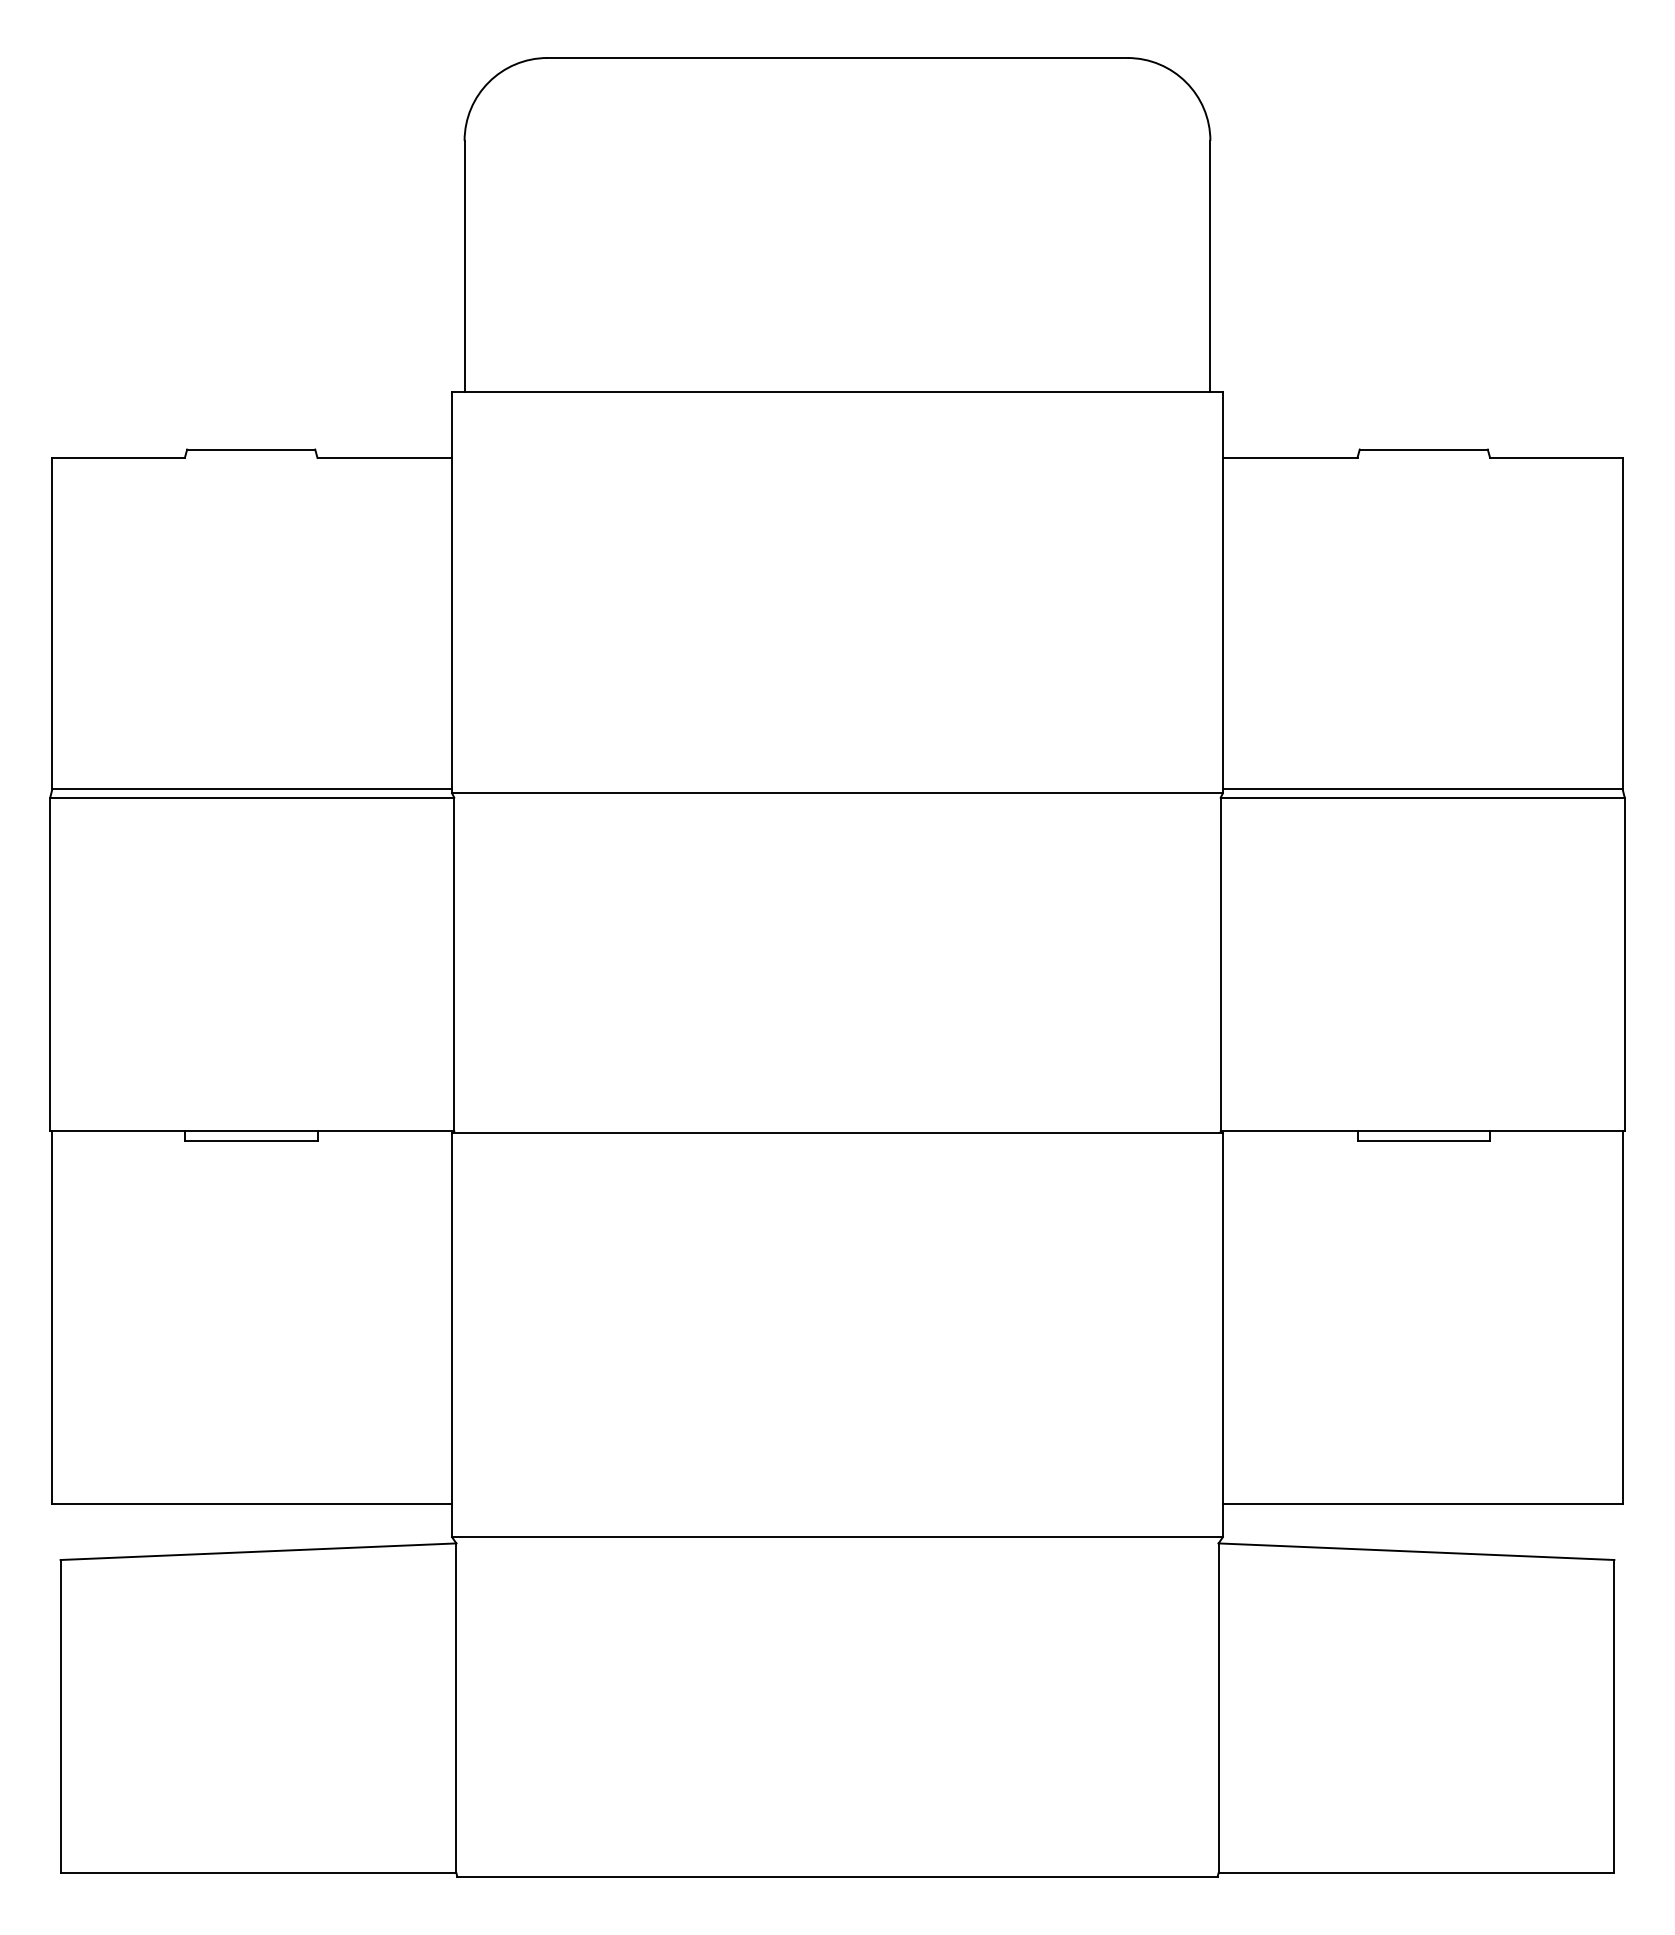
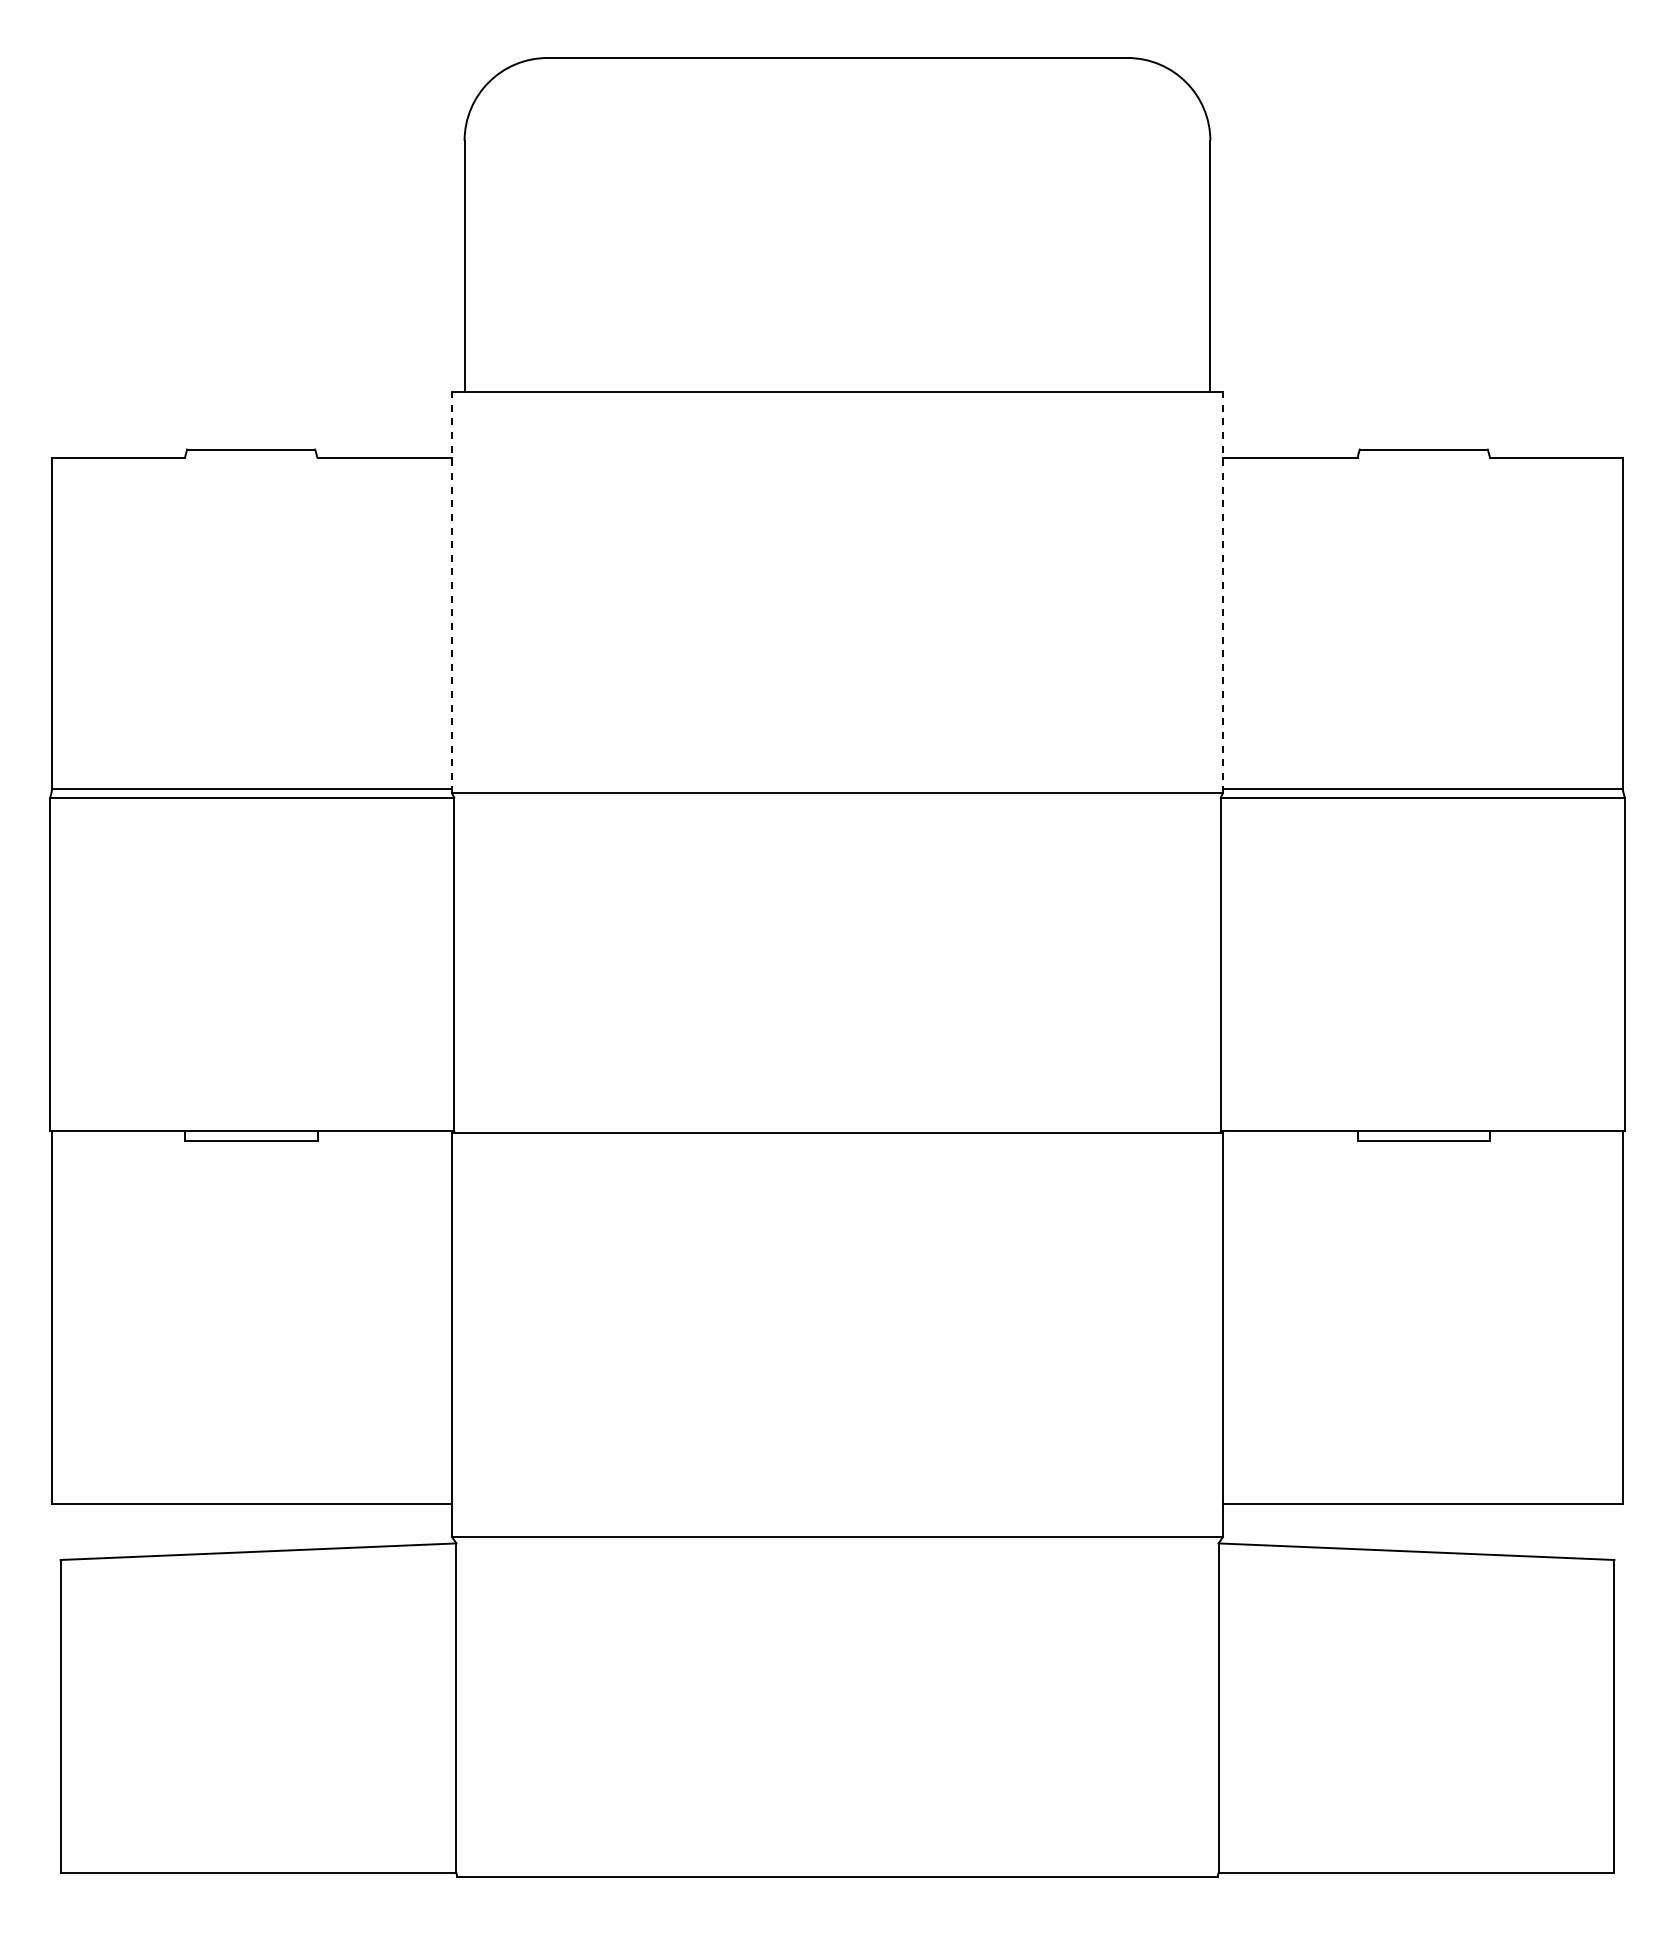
line: solid -> dashed (452, 592)
line: solid -> dashed (1222, 592)
